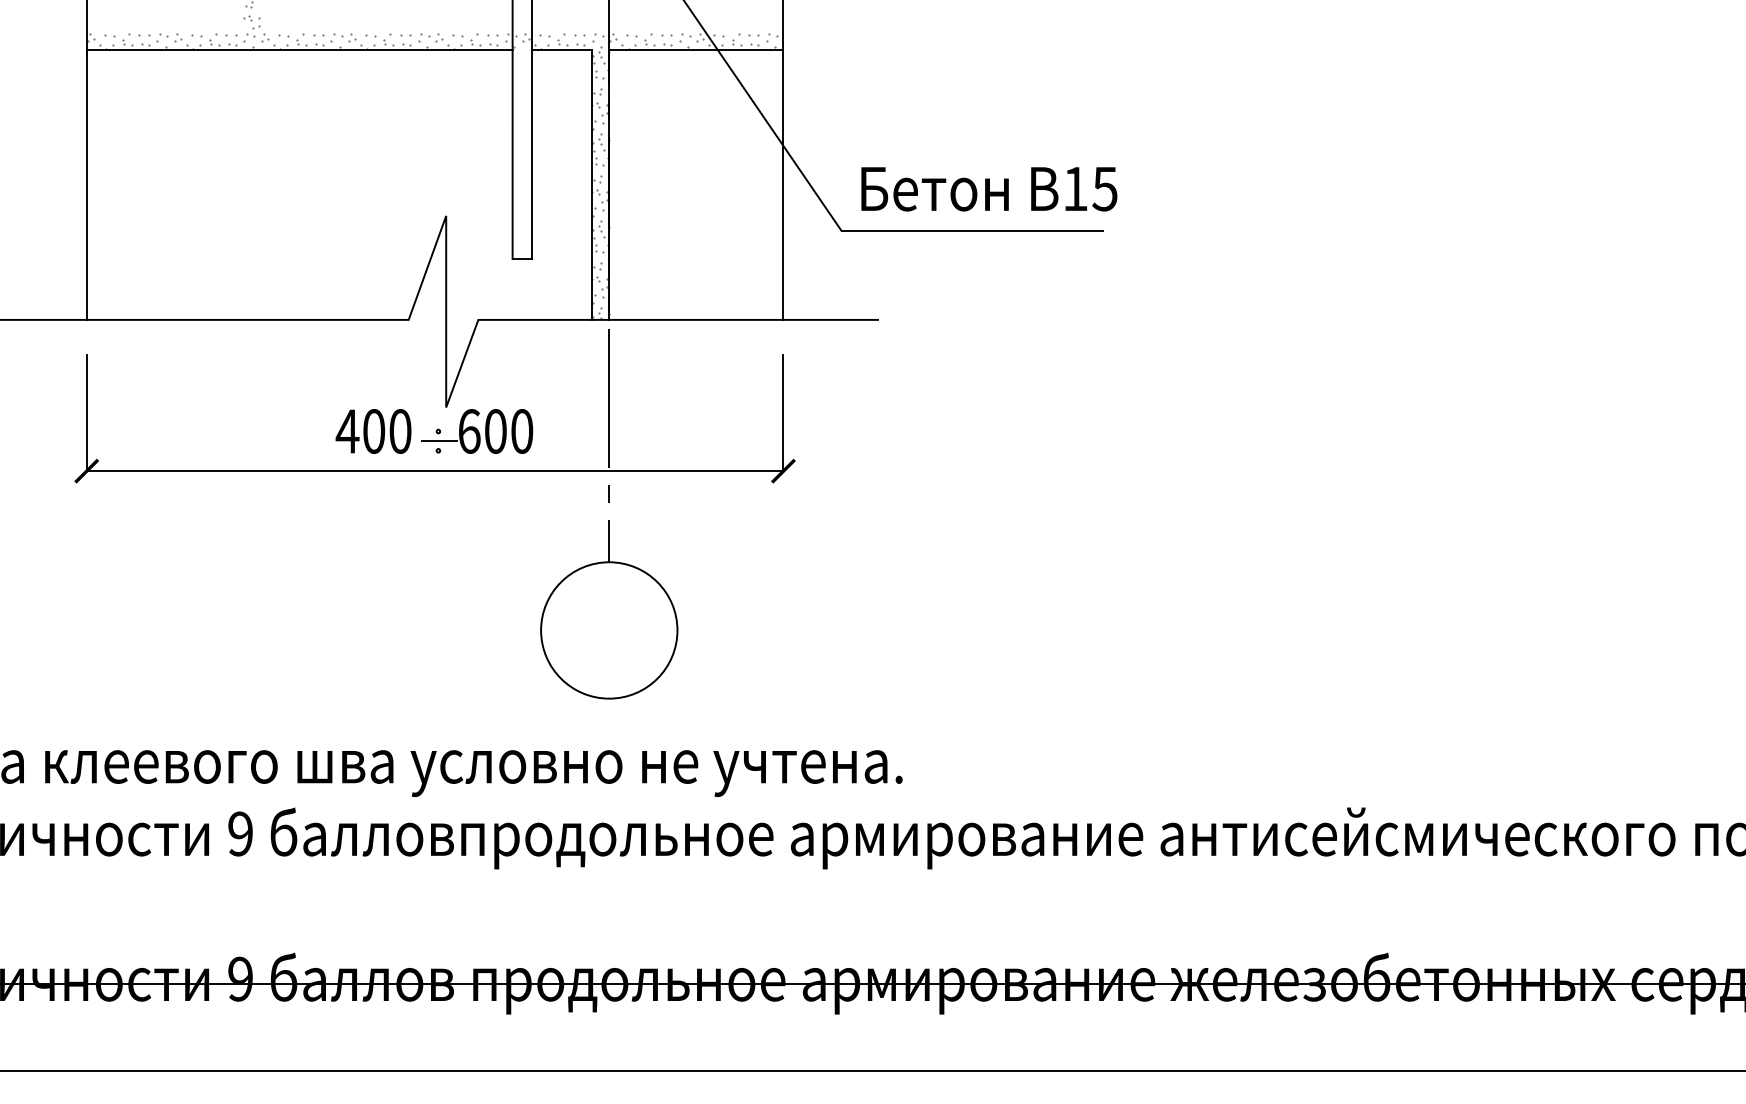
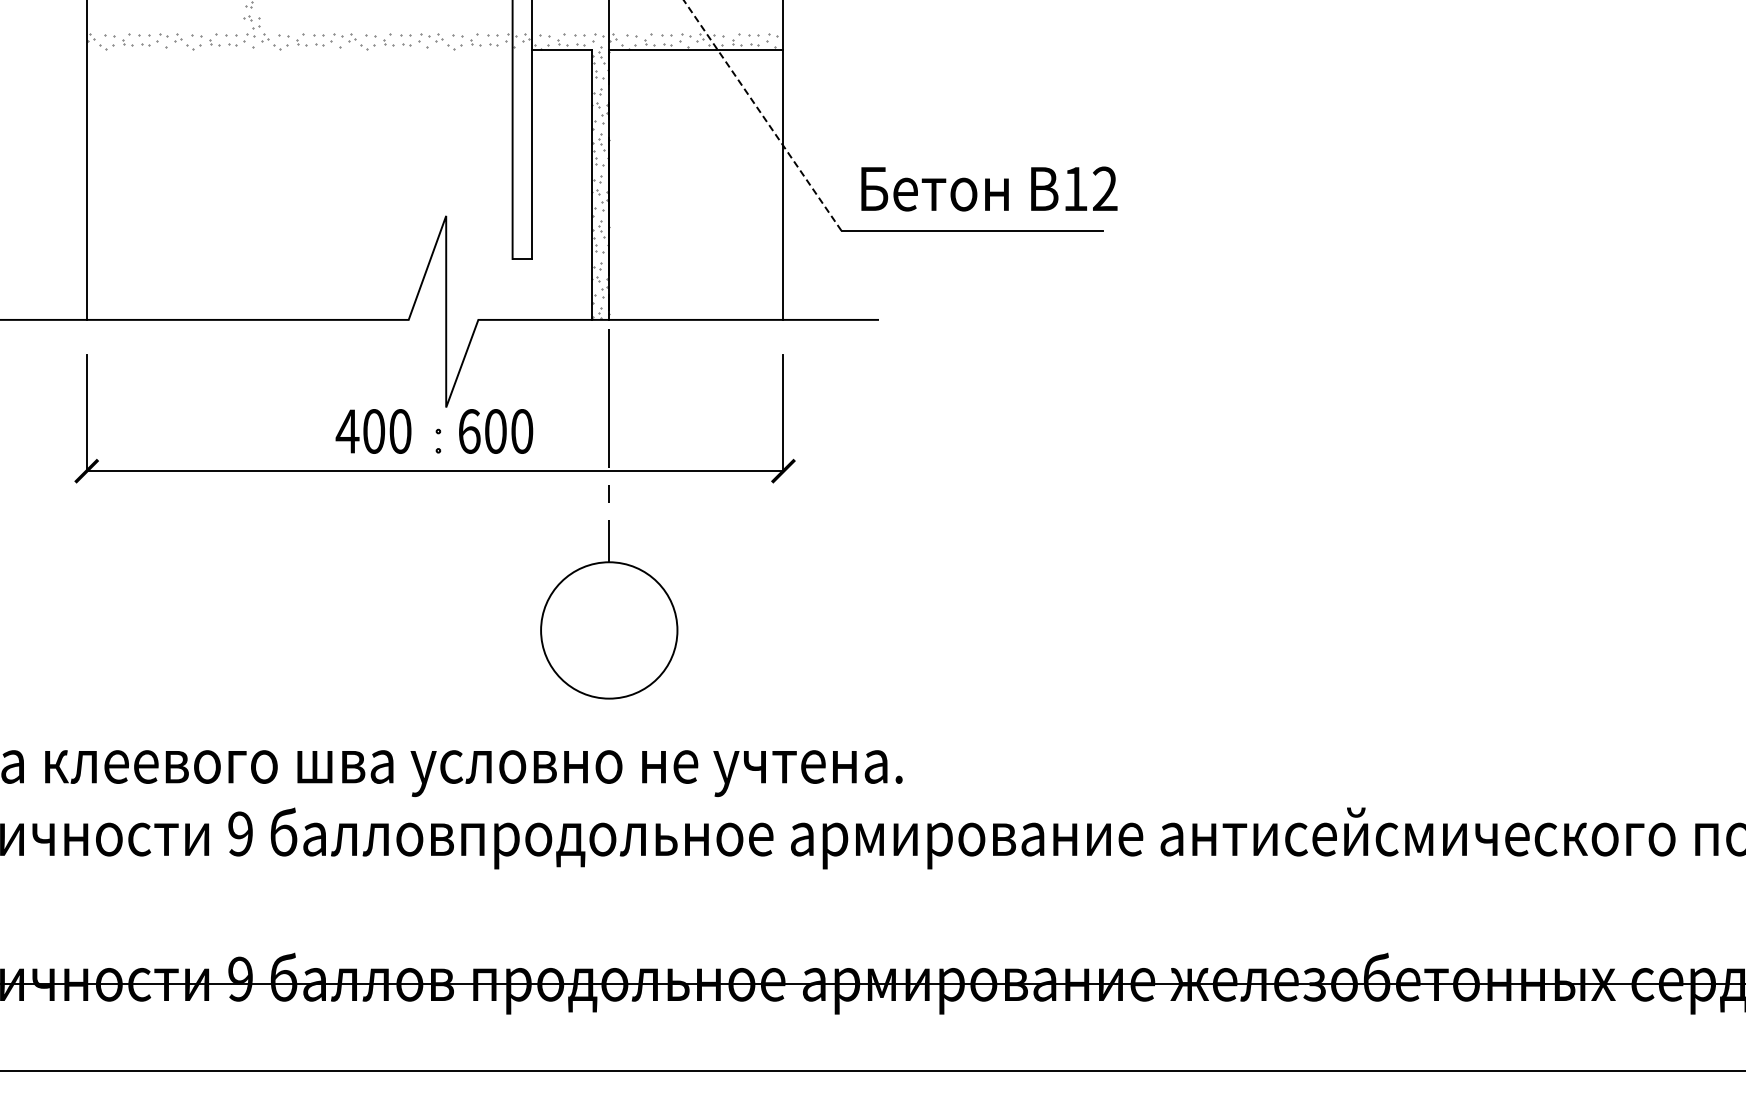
line: present -> none (299, 49)
line: solid -> dashed (762, 115)
text: 15 -> 12 (1104, 188)
line: present -> none (438, 441)
